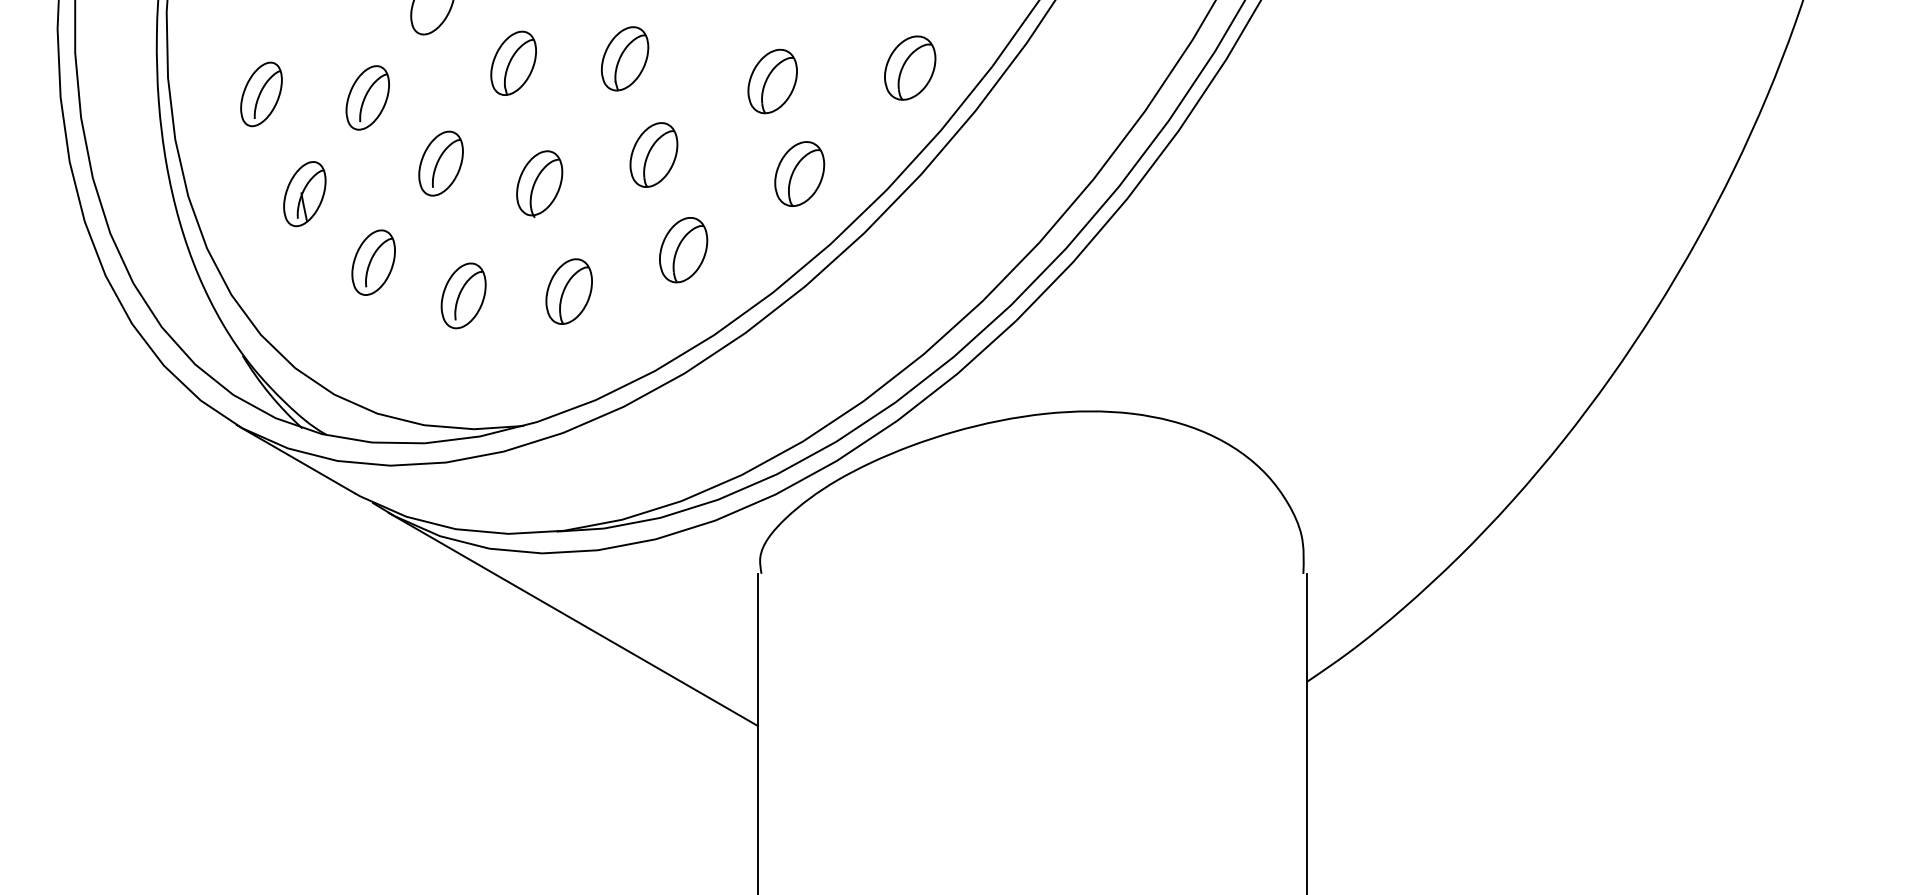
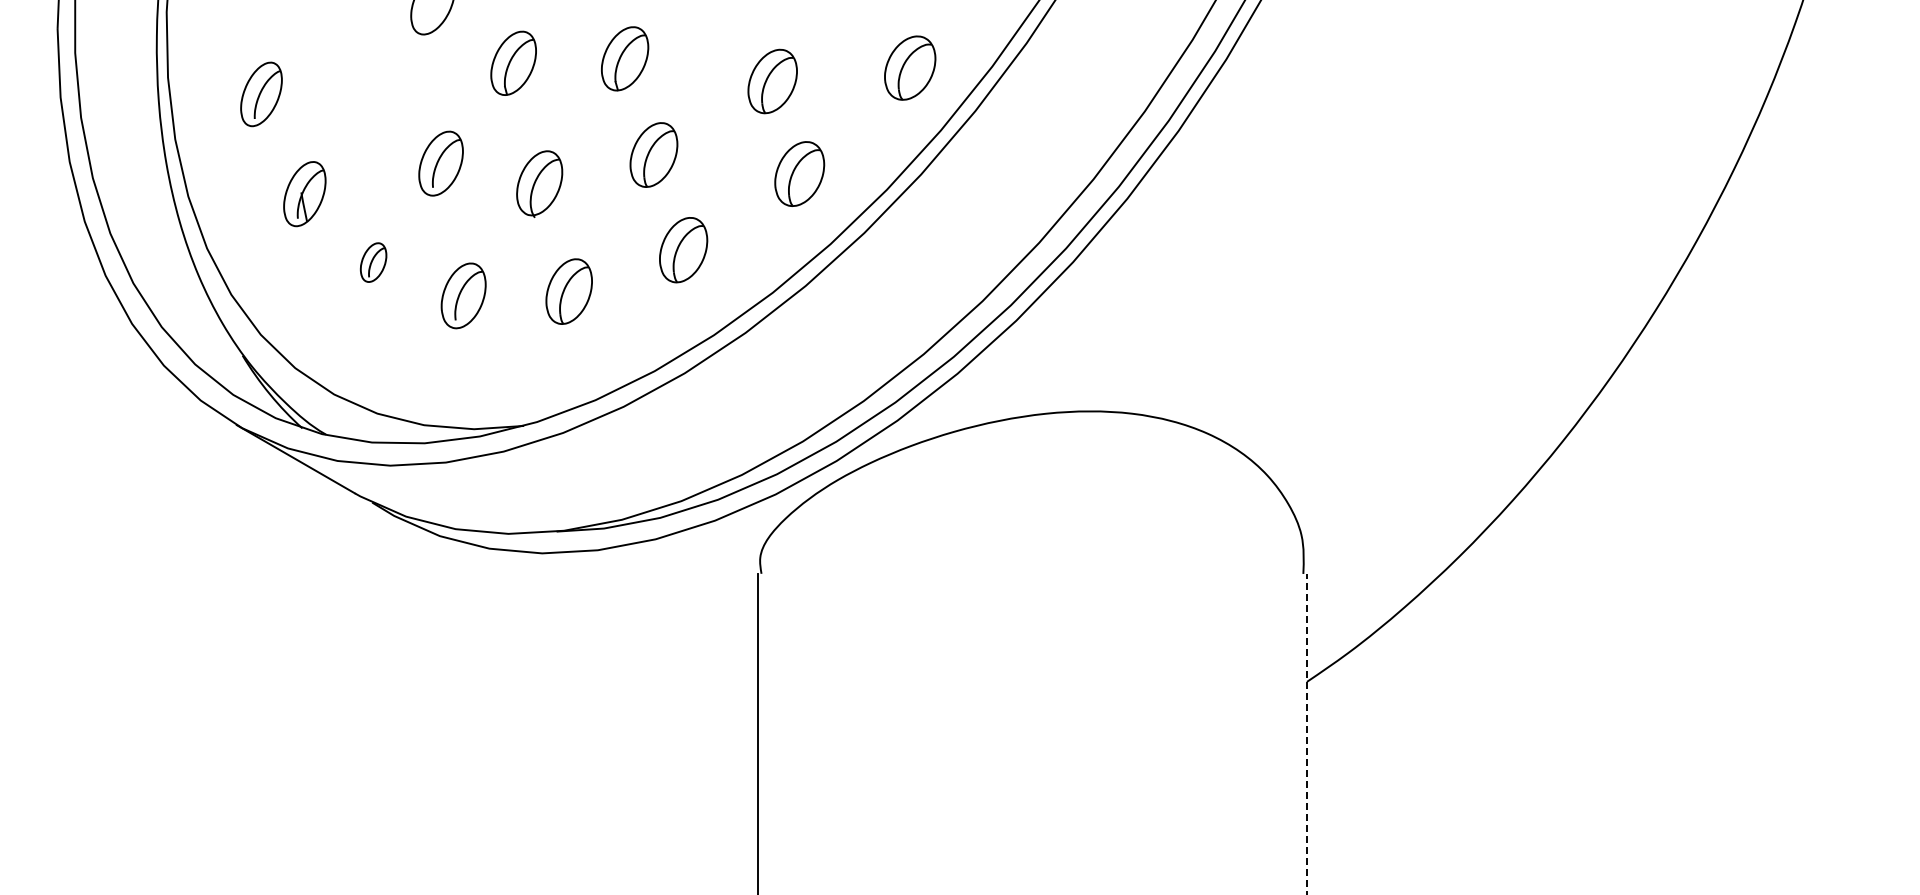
part: present -> none (367, 97)
part size: 45x67 px -> 29x41 px (373, 262)
line: present -> none (572, 618)
line: solid -> dashed (1306, 733)
